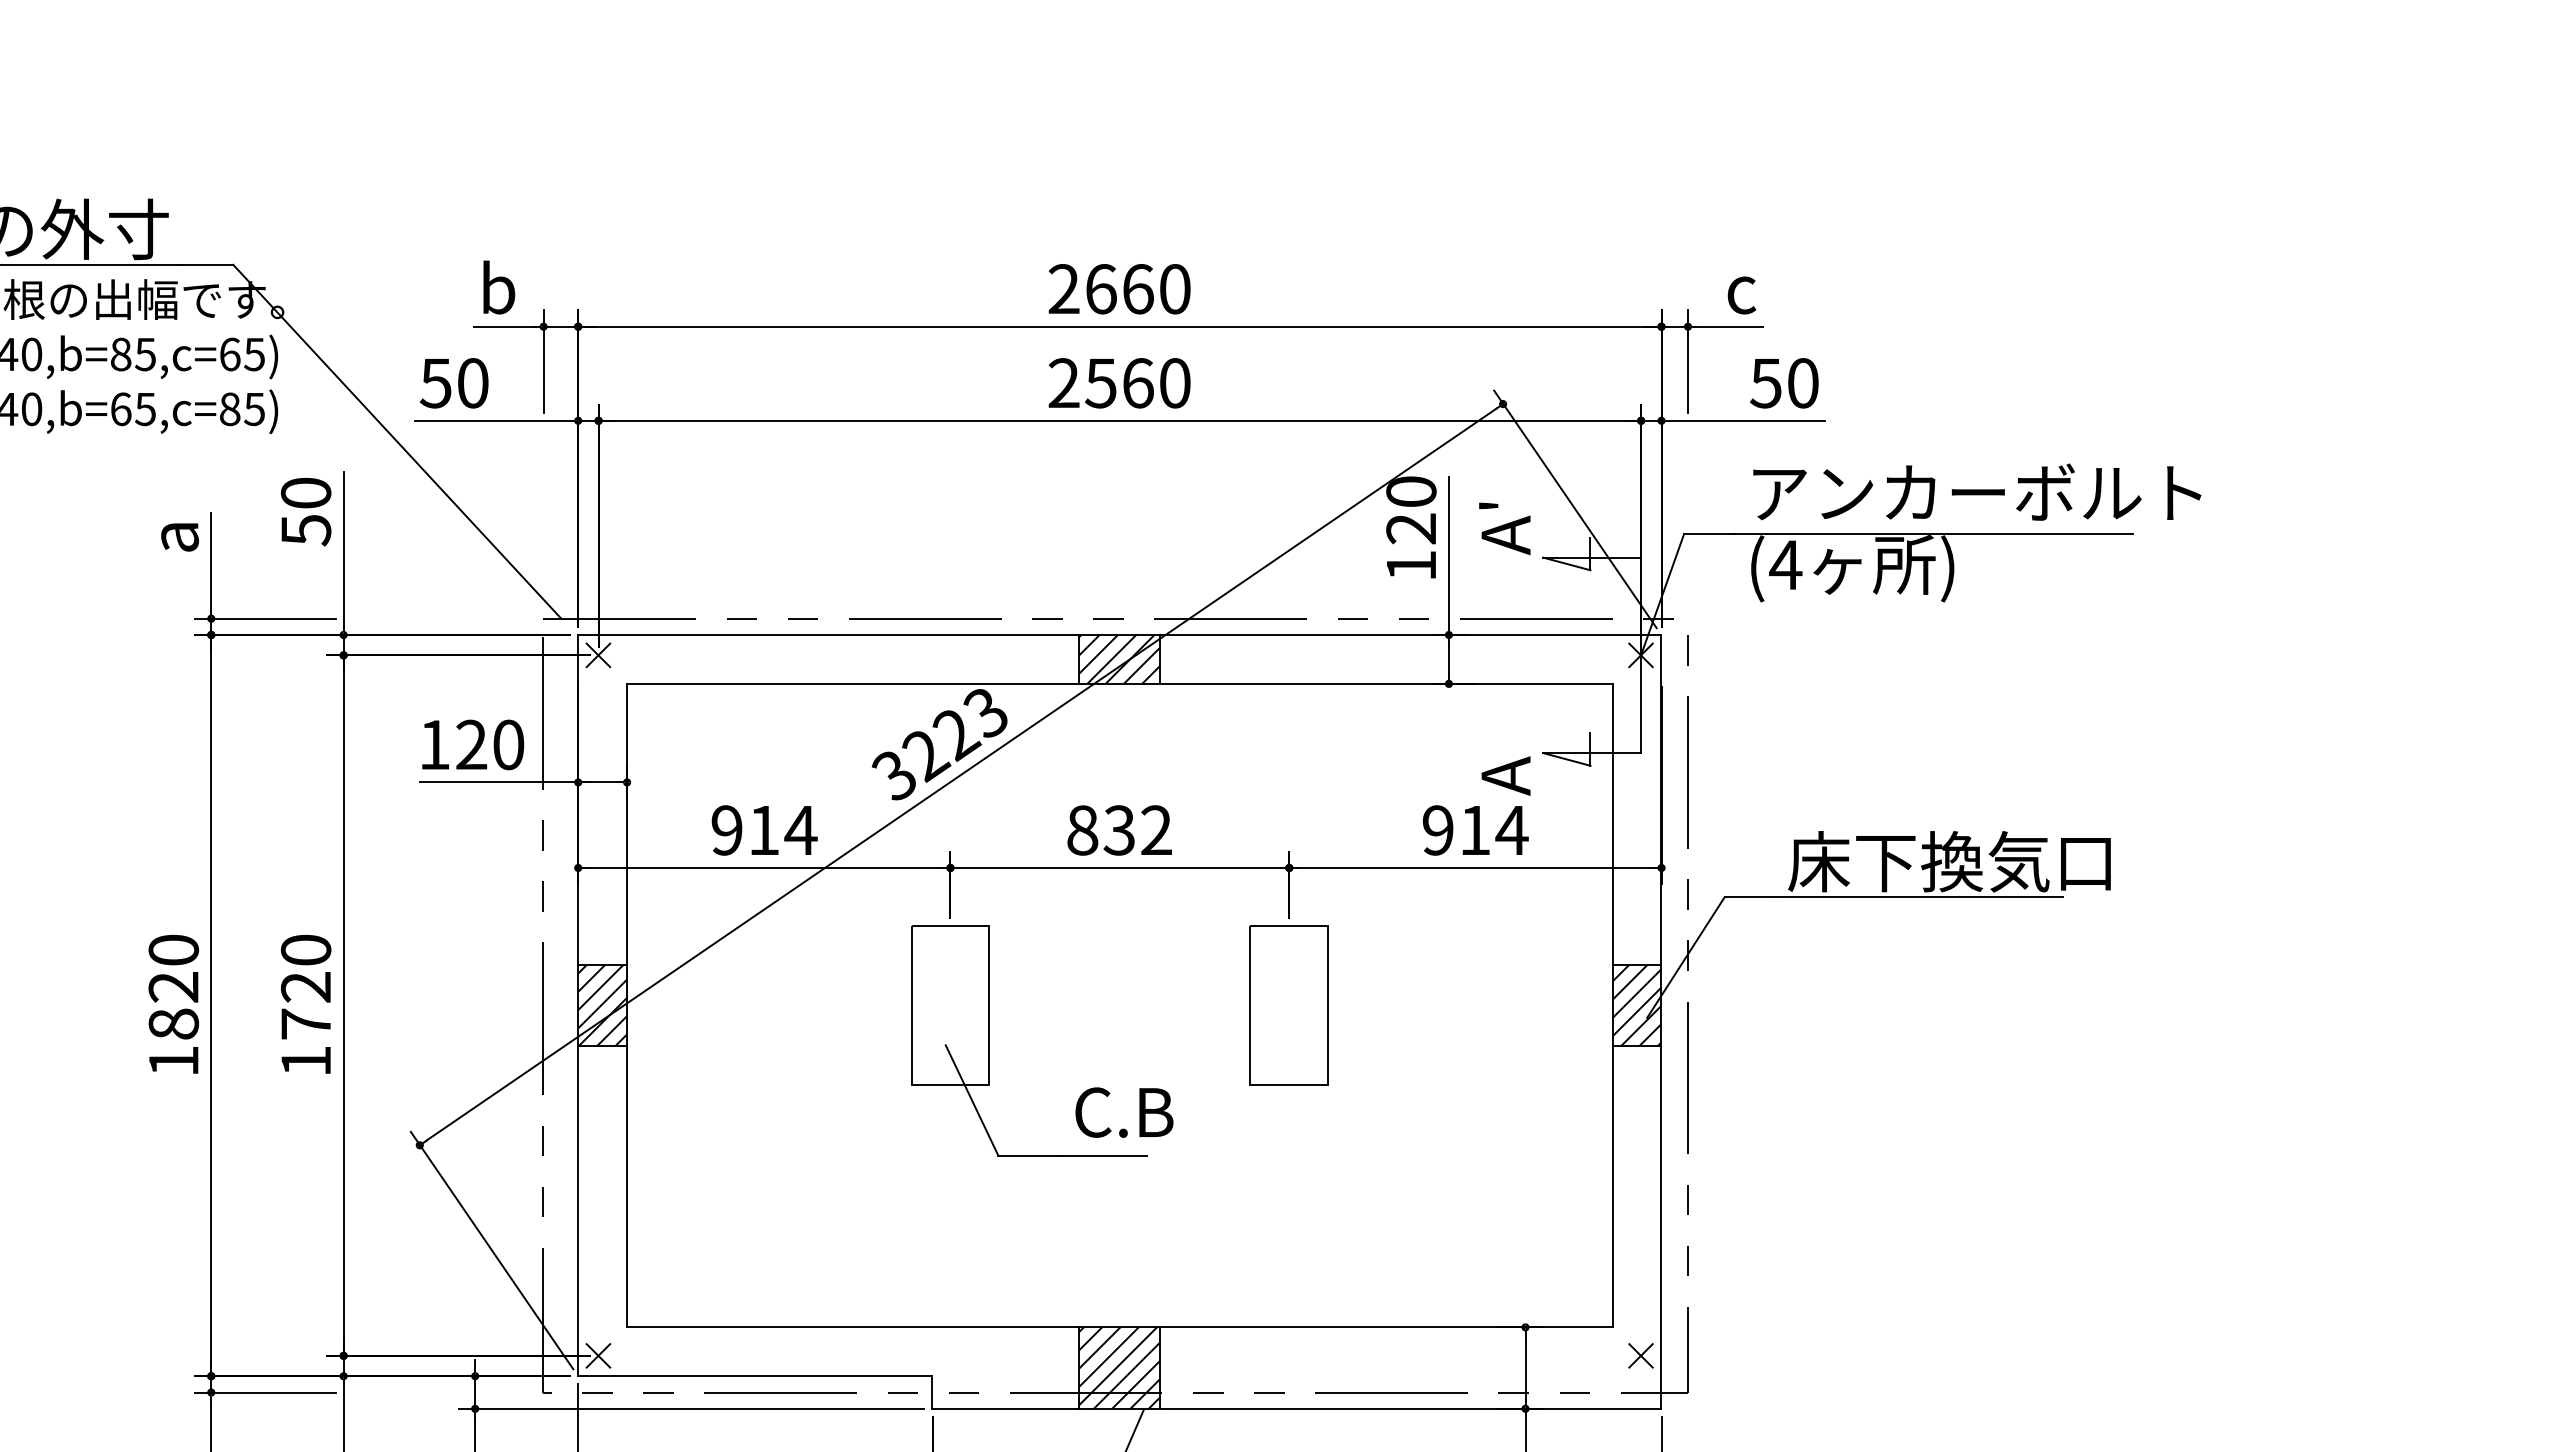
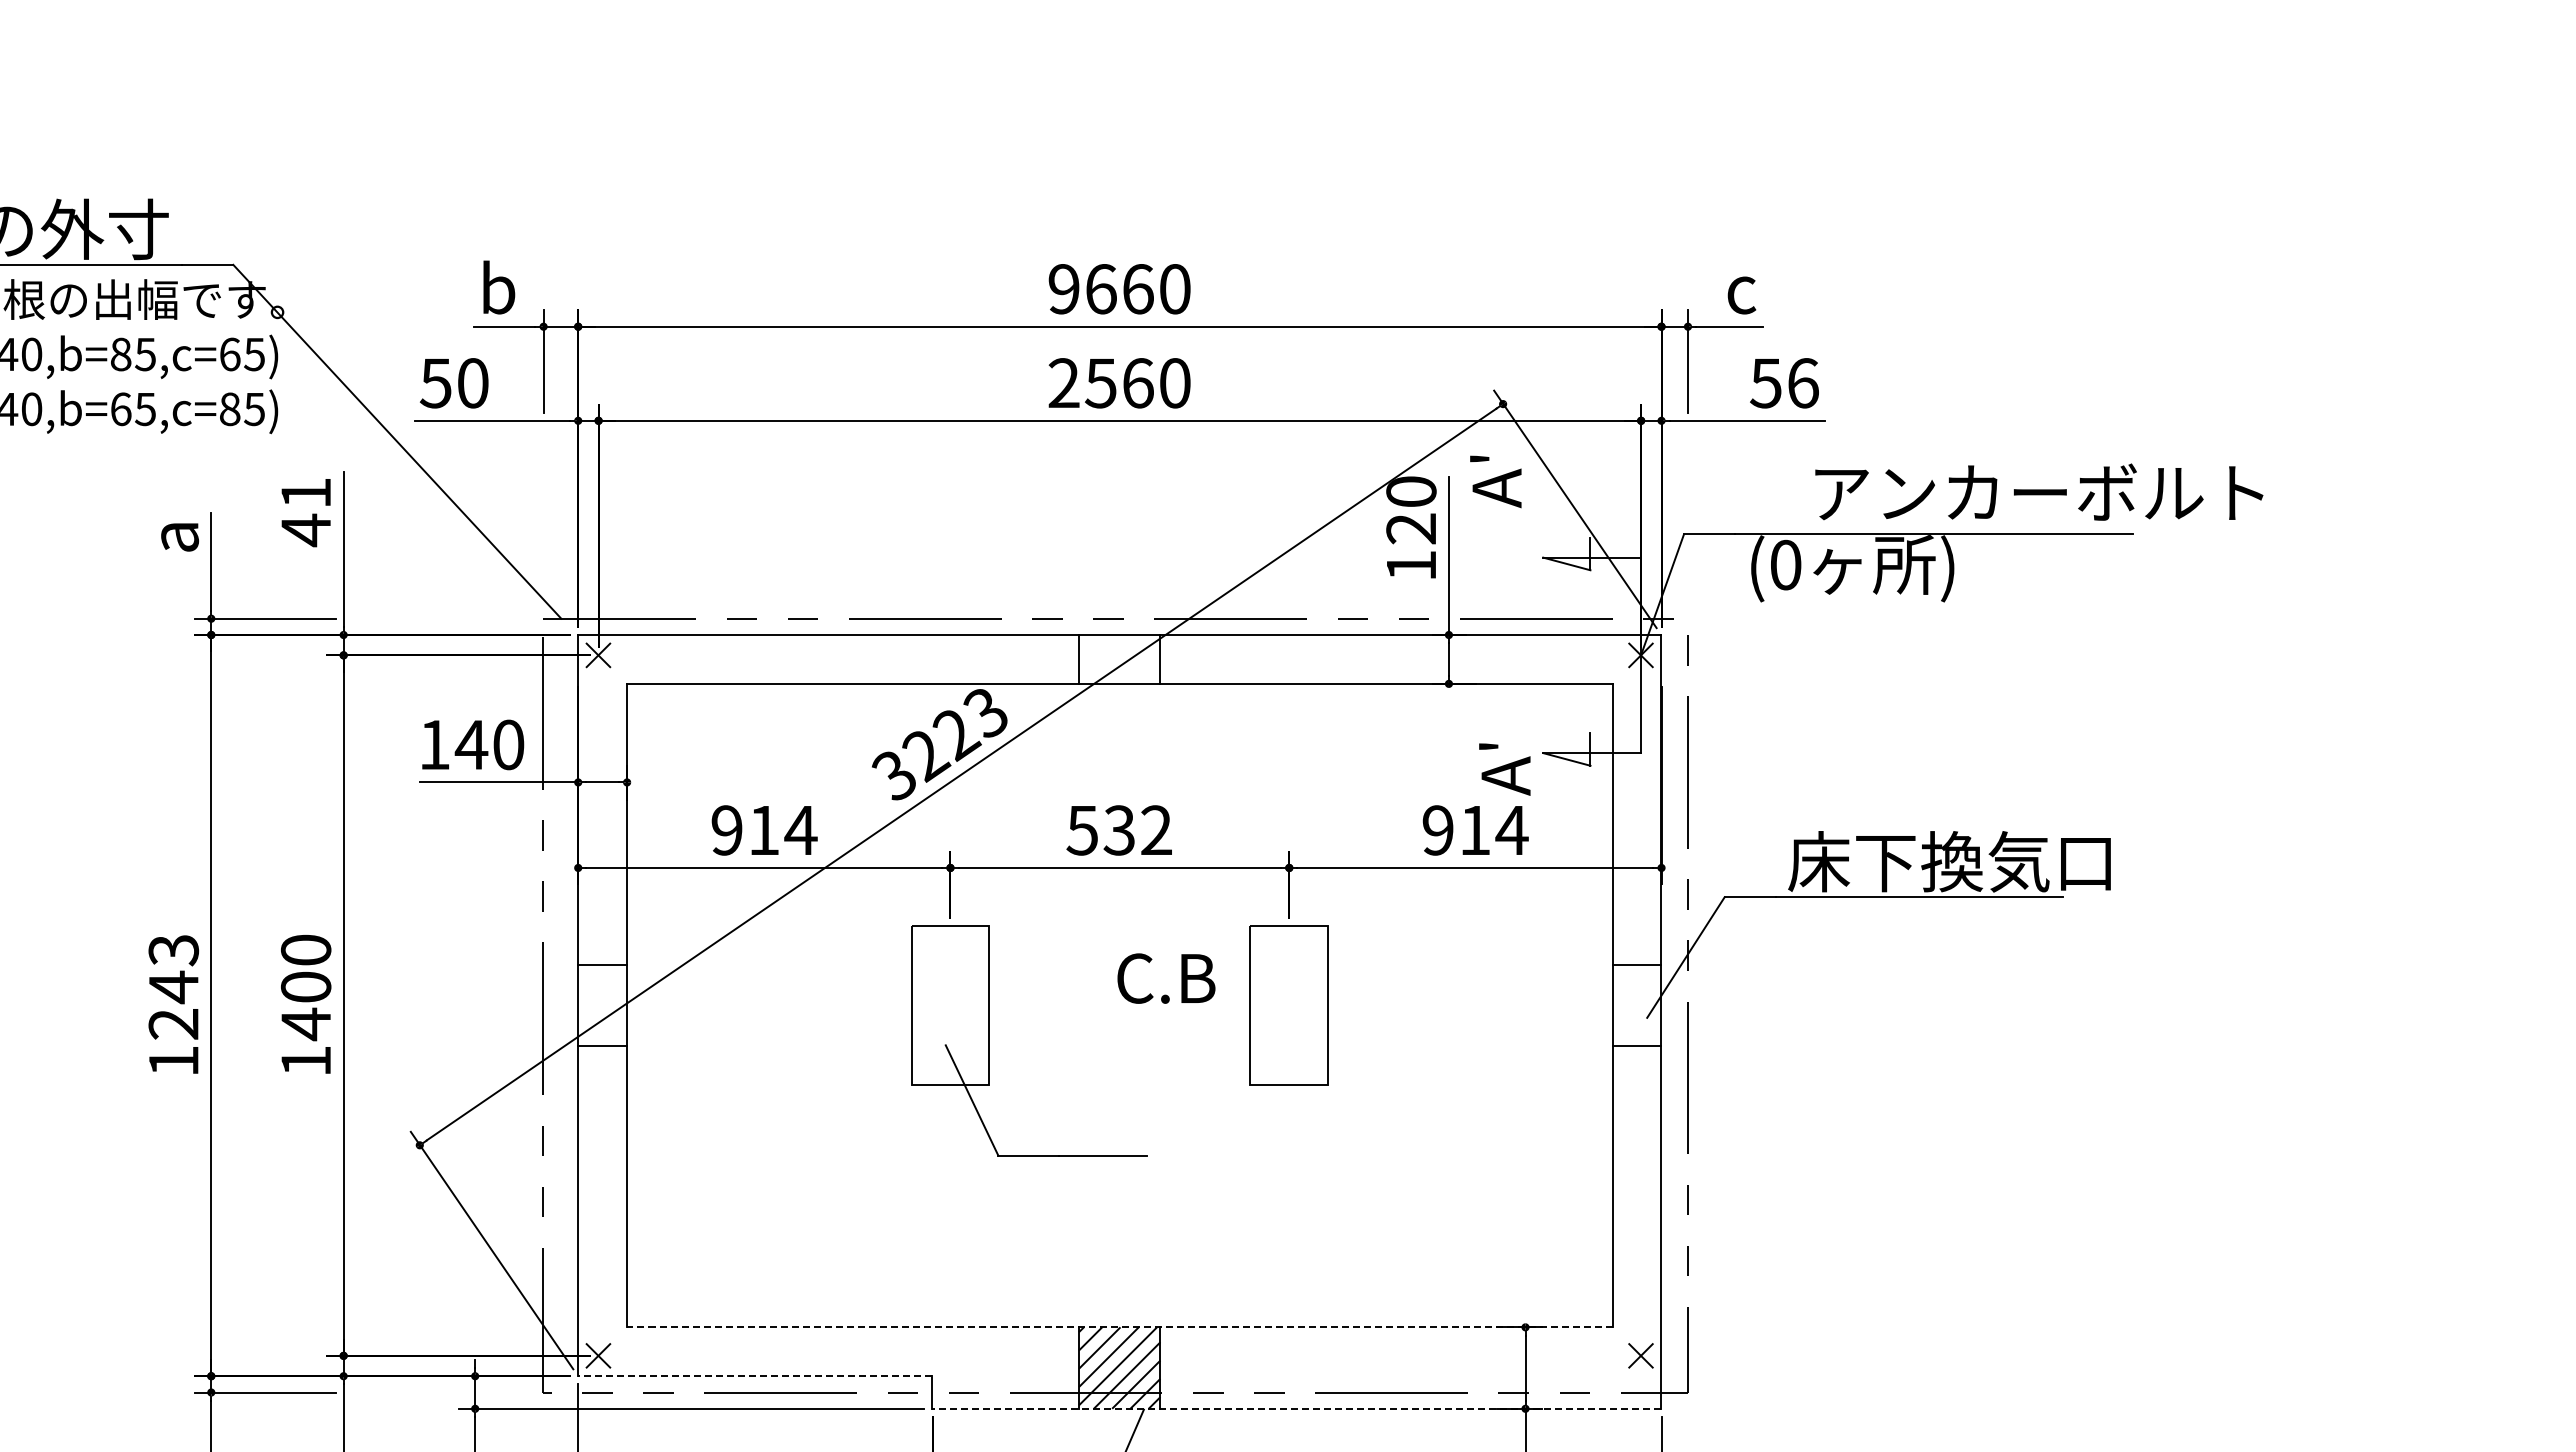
text: 2660 -> 9660 (1063, 289)
text: 50 -> 56 (1803, 383)
text position: (1977, 491) -> (2039, 491) (2039, 491)
text: 50 -> 41 (306, 512)
text position: (1504, 528) -> (1495, 481) (1495, 481)
text: (4 -> (0 (1785, 564)
hatch: present -> none (1119, 659)
text: 120 -> 140 (471, 744)
text: A -> A' (1488, 746)
text: 832 -> 532 (1082, 830)
text: 1820 -> 1243 (173, 986)
hatch: present -> none (602, 1005)
hatch: present -> none (1636, 1005)
text: 1720 -> 1400 (306, 1006)
text position: (1124, 1112) -> (1166, 978) (1166, 978)
line: solid -> dashed (1119, 1327)
line: solid -> dashed (754, 1376)
line: solid -> dashed (1296, 1408)
